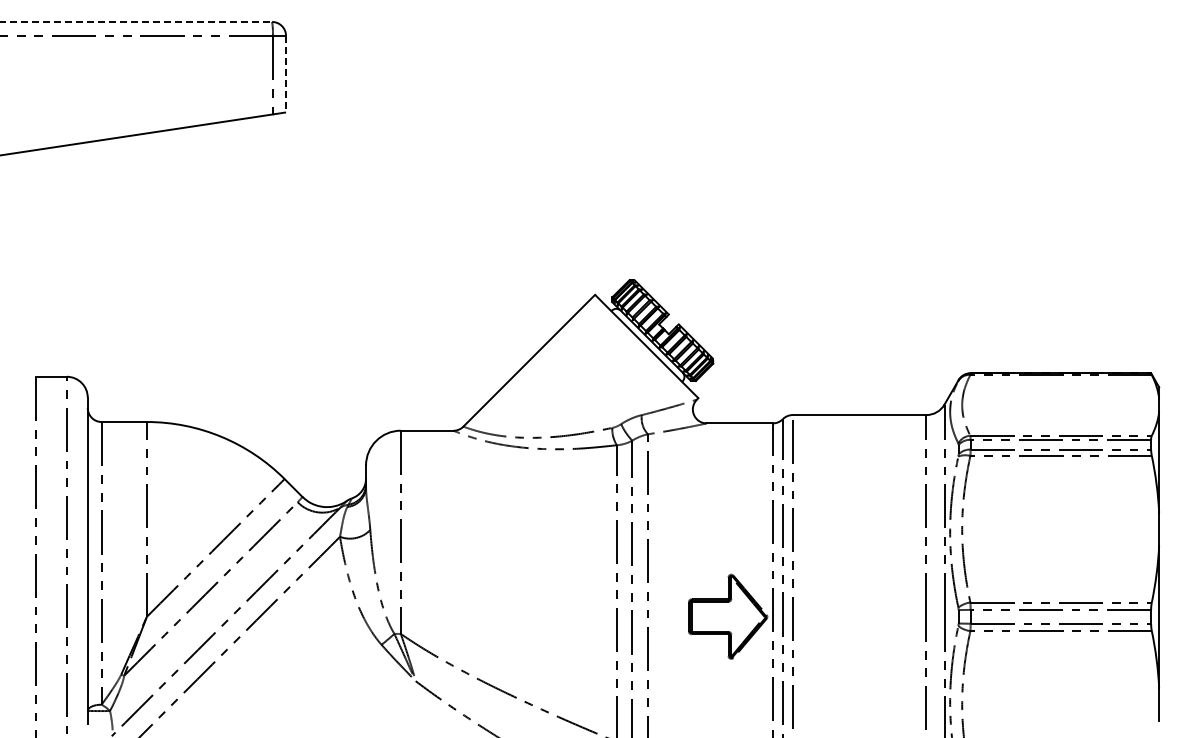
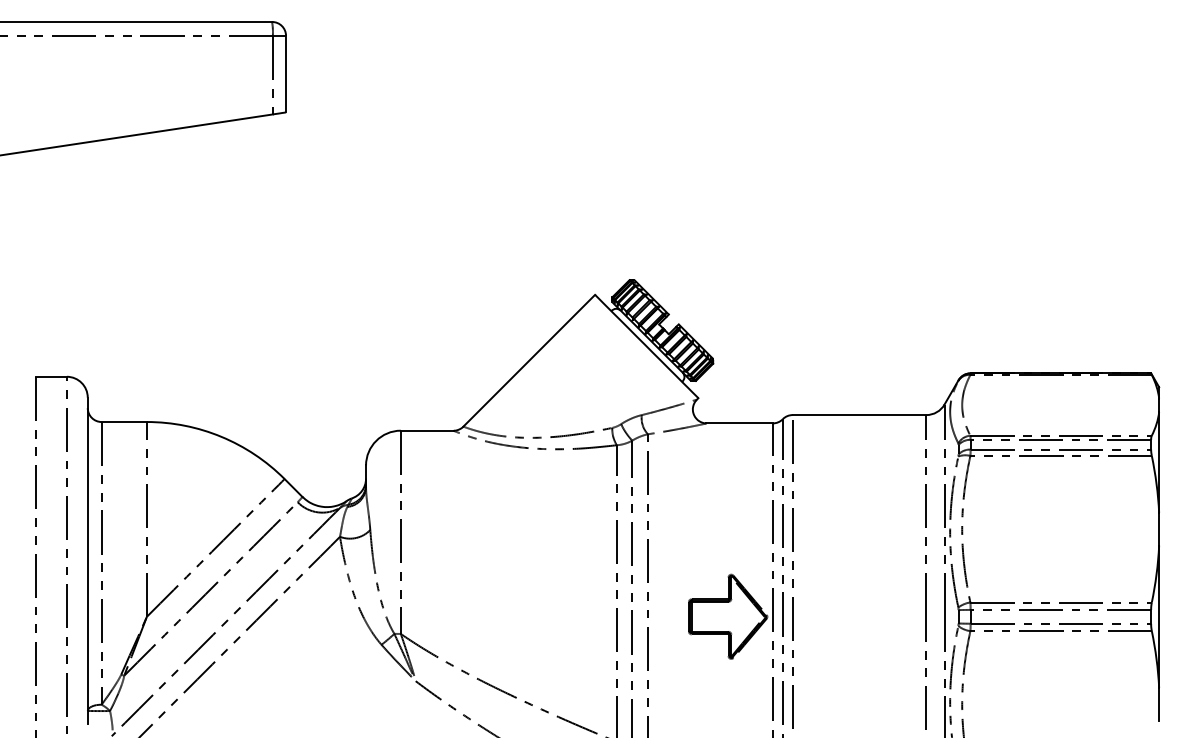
line: dashed -> solid (136, 21)
line: dashed -> solid (286, 74)
